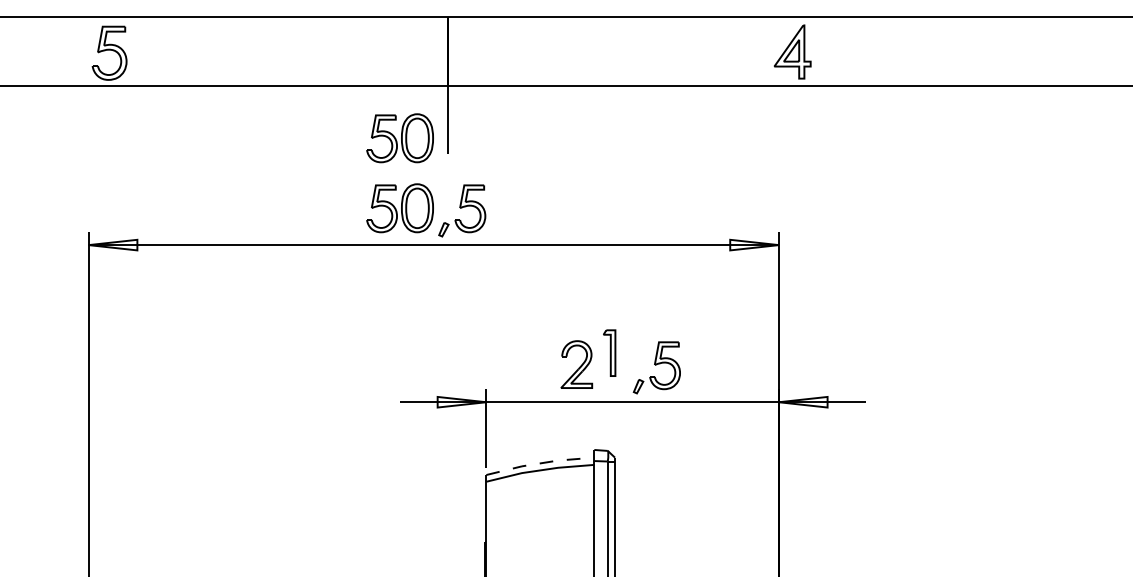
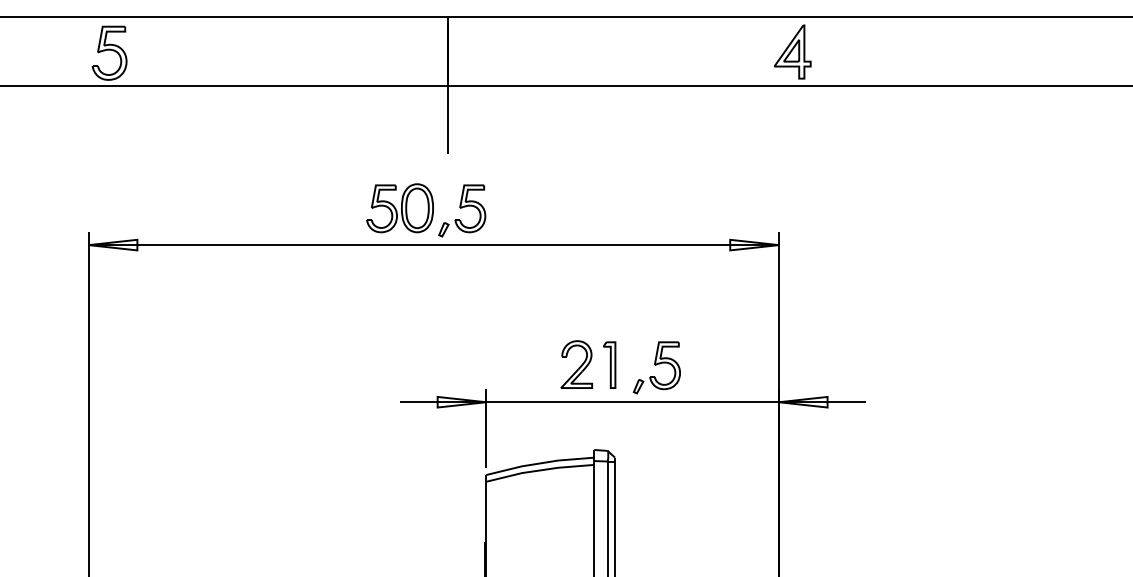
part: present -> none (399, 138)
part position: (609, 352) -> (609, 364) (609, 364)
line: dashed -> solid (540, 463)
